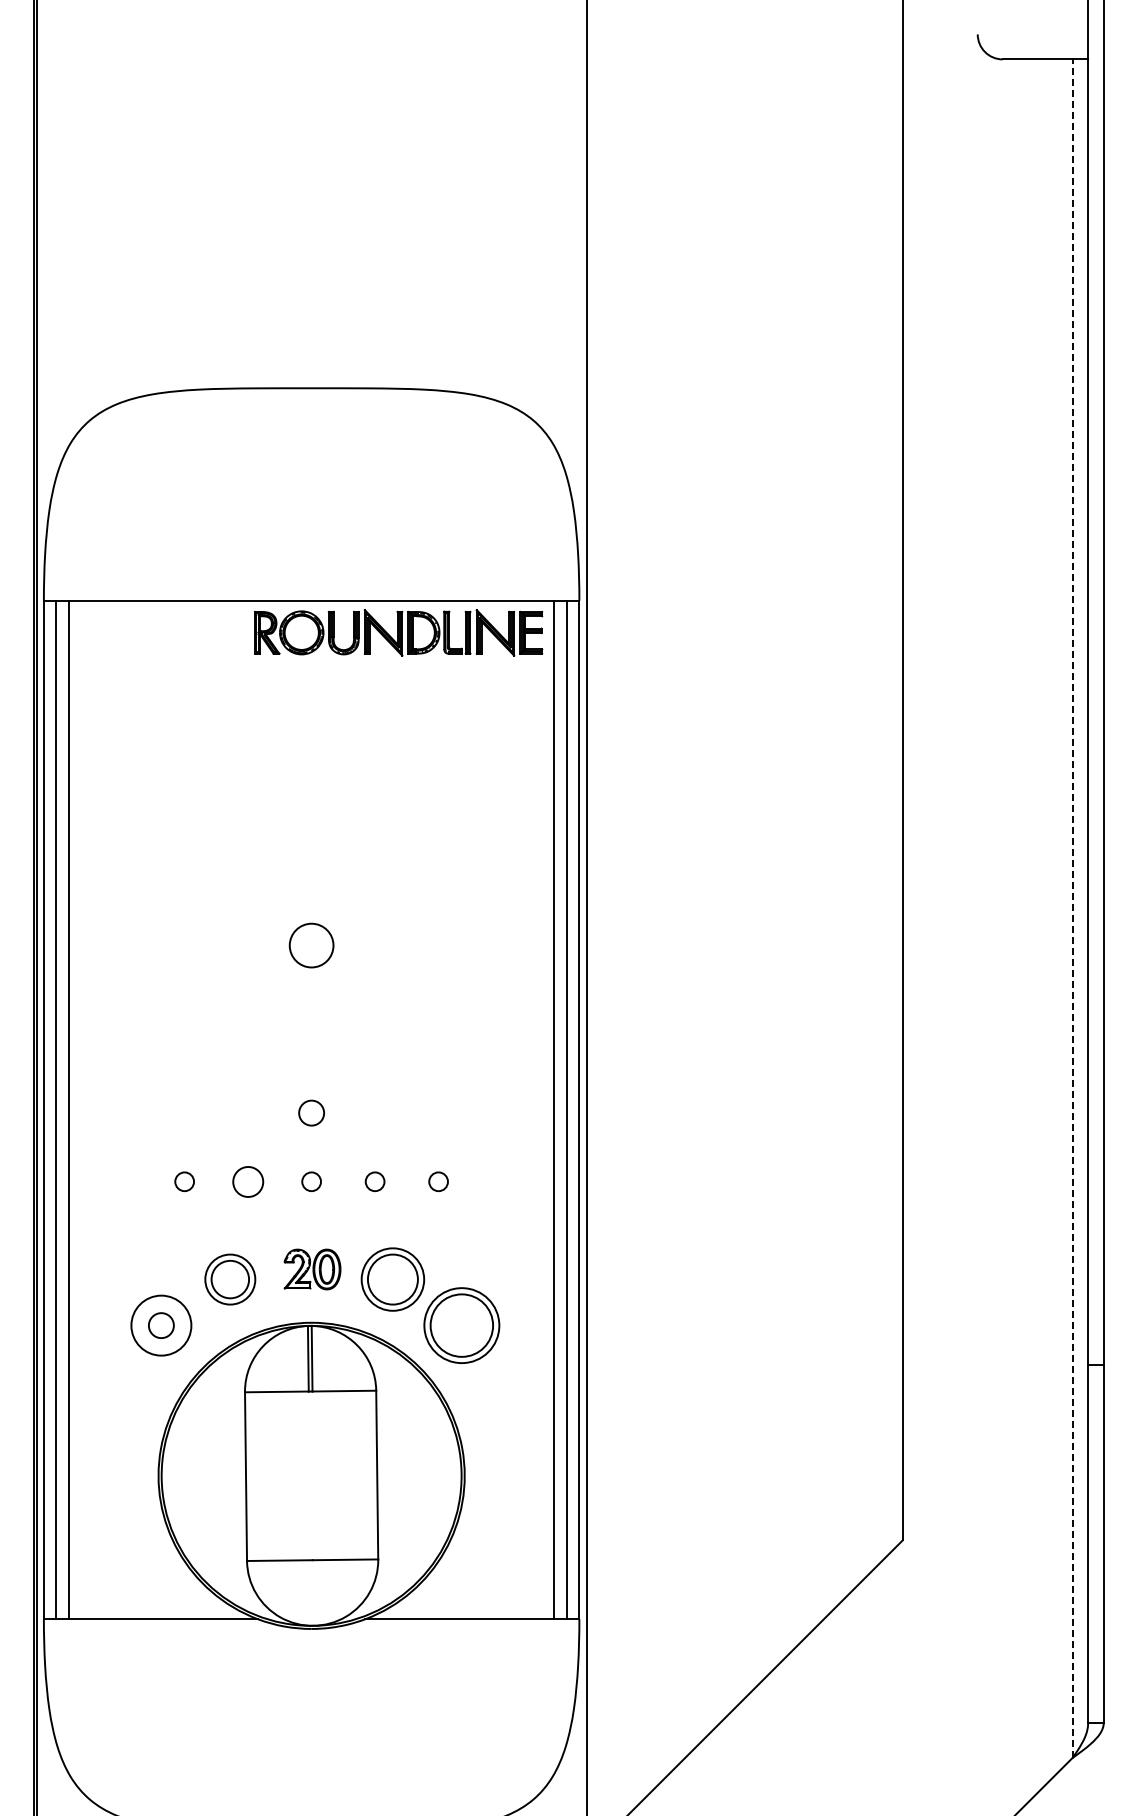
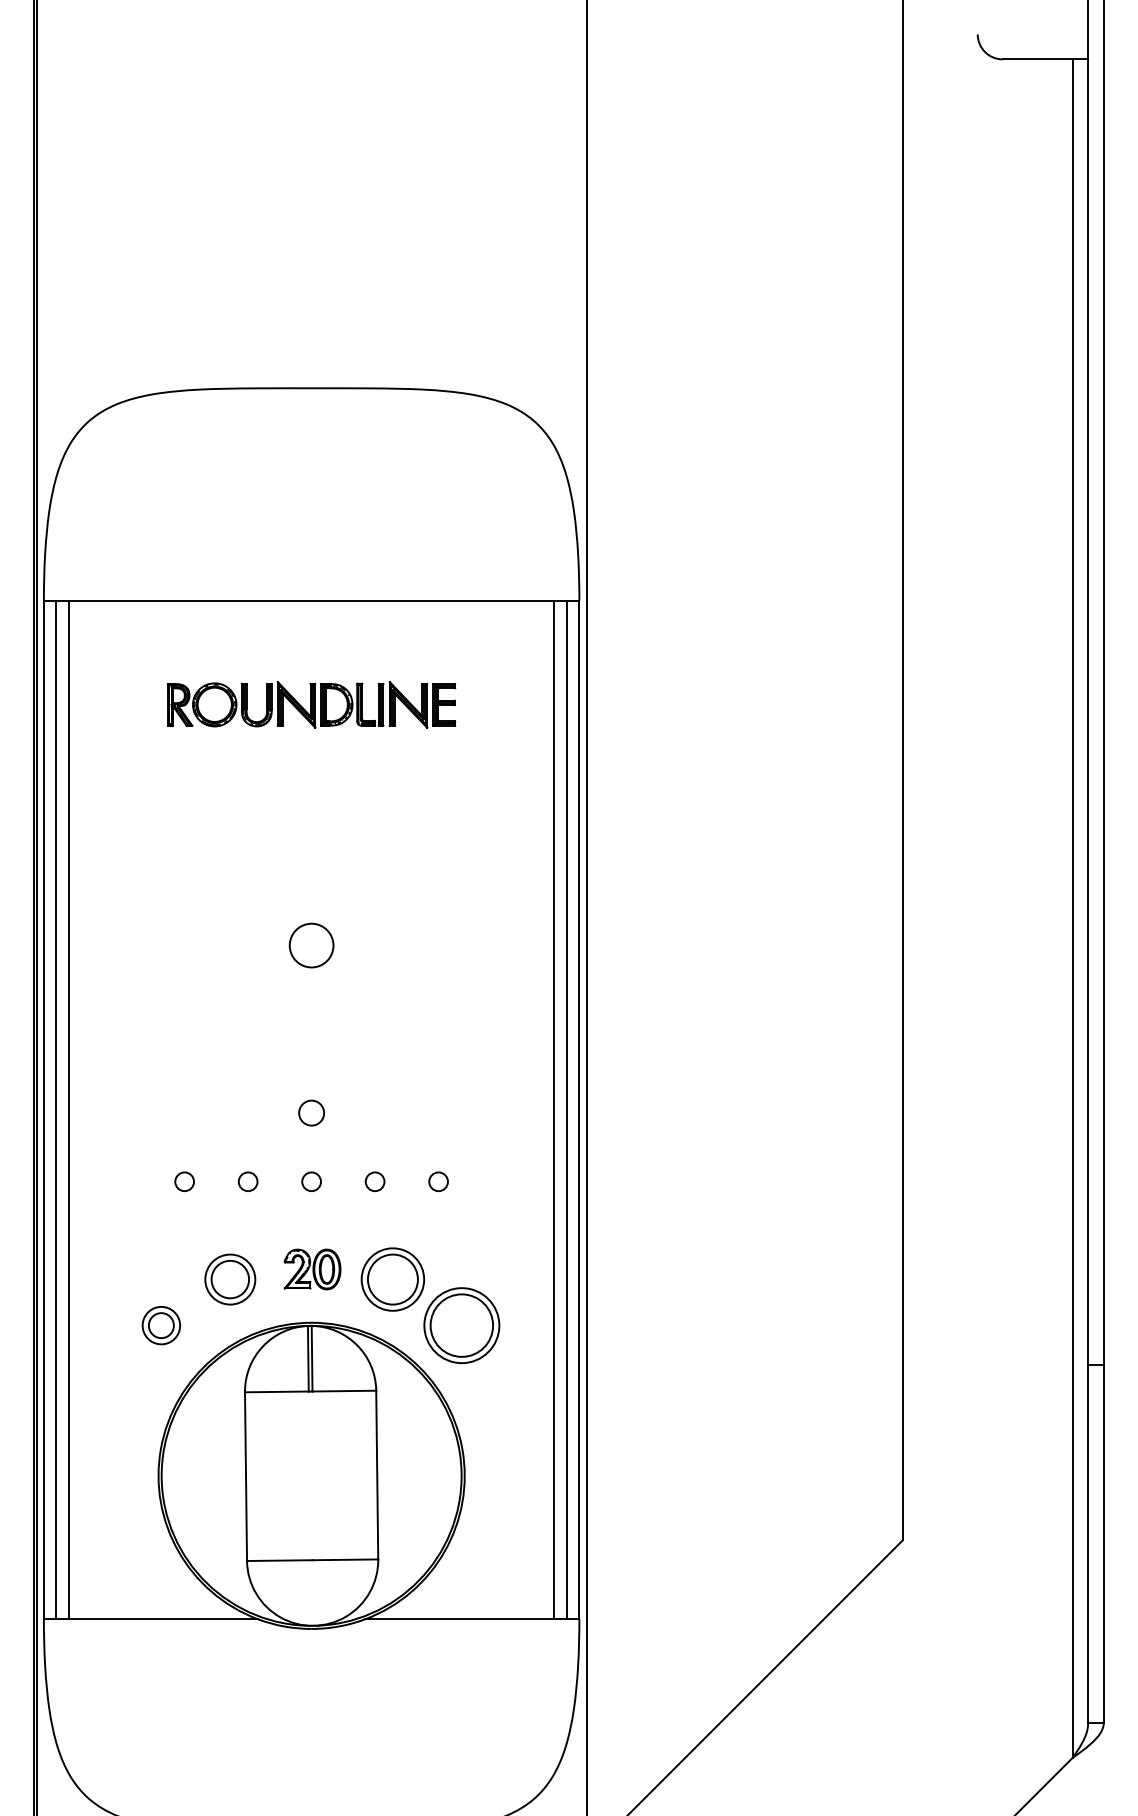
part position: (398, 632) -> (311, 704) (311, 704)
line: dashed -> solid (1072, 908)
circle size: 33x32 px -> 22x21 px (247, 1181)
circle diameter: 60 px -> 37 px (161, 1325)
